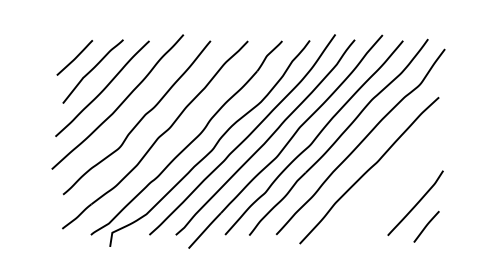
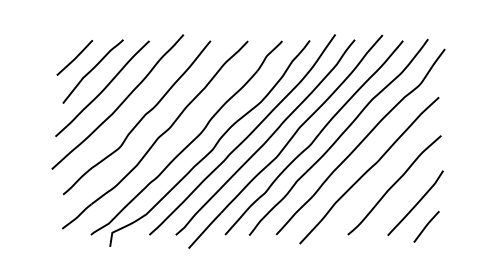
curve: none -> present (394, 185)
